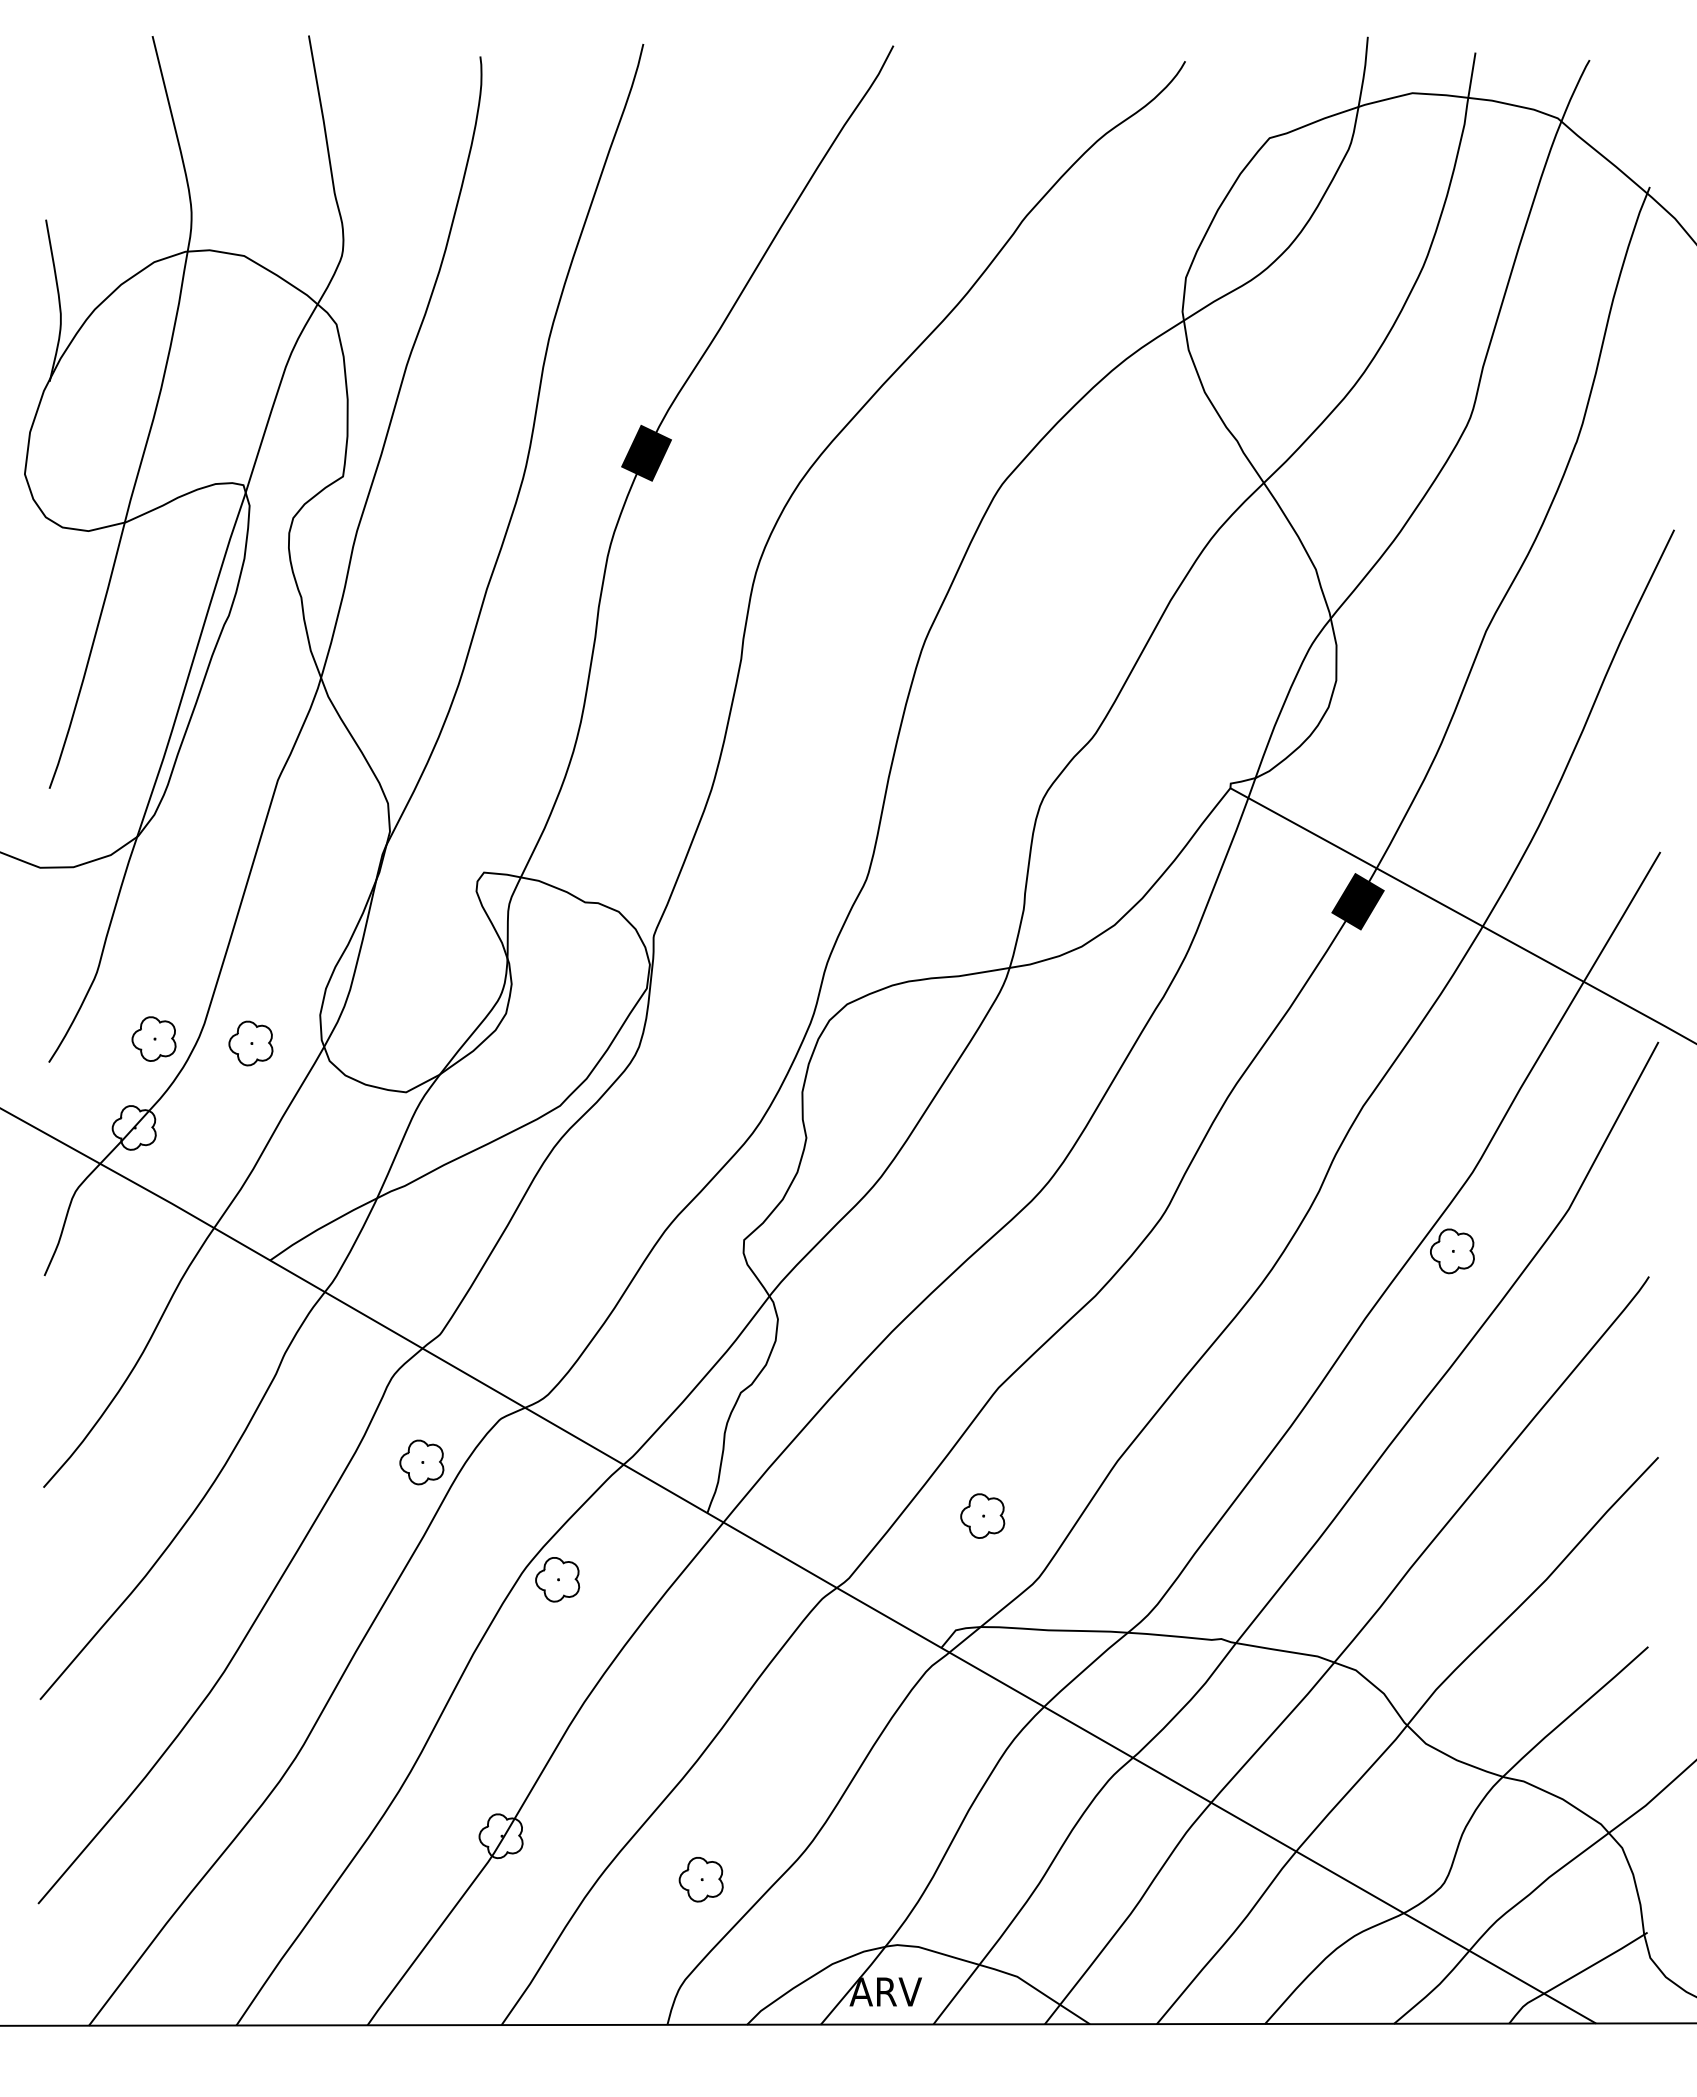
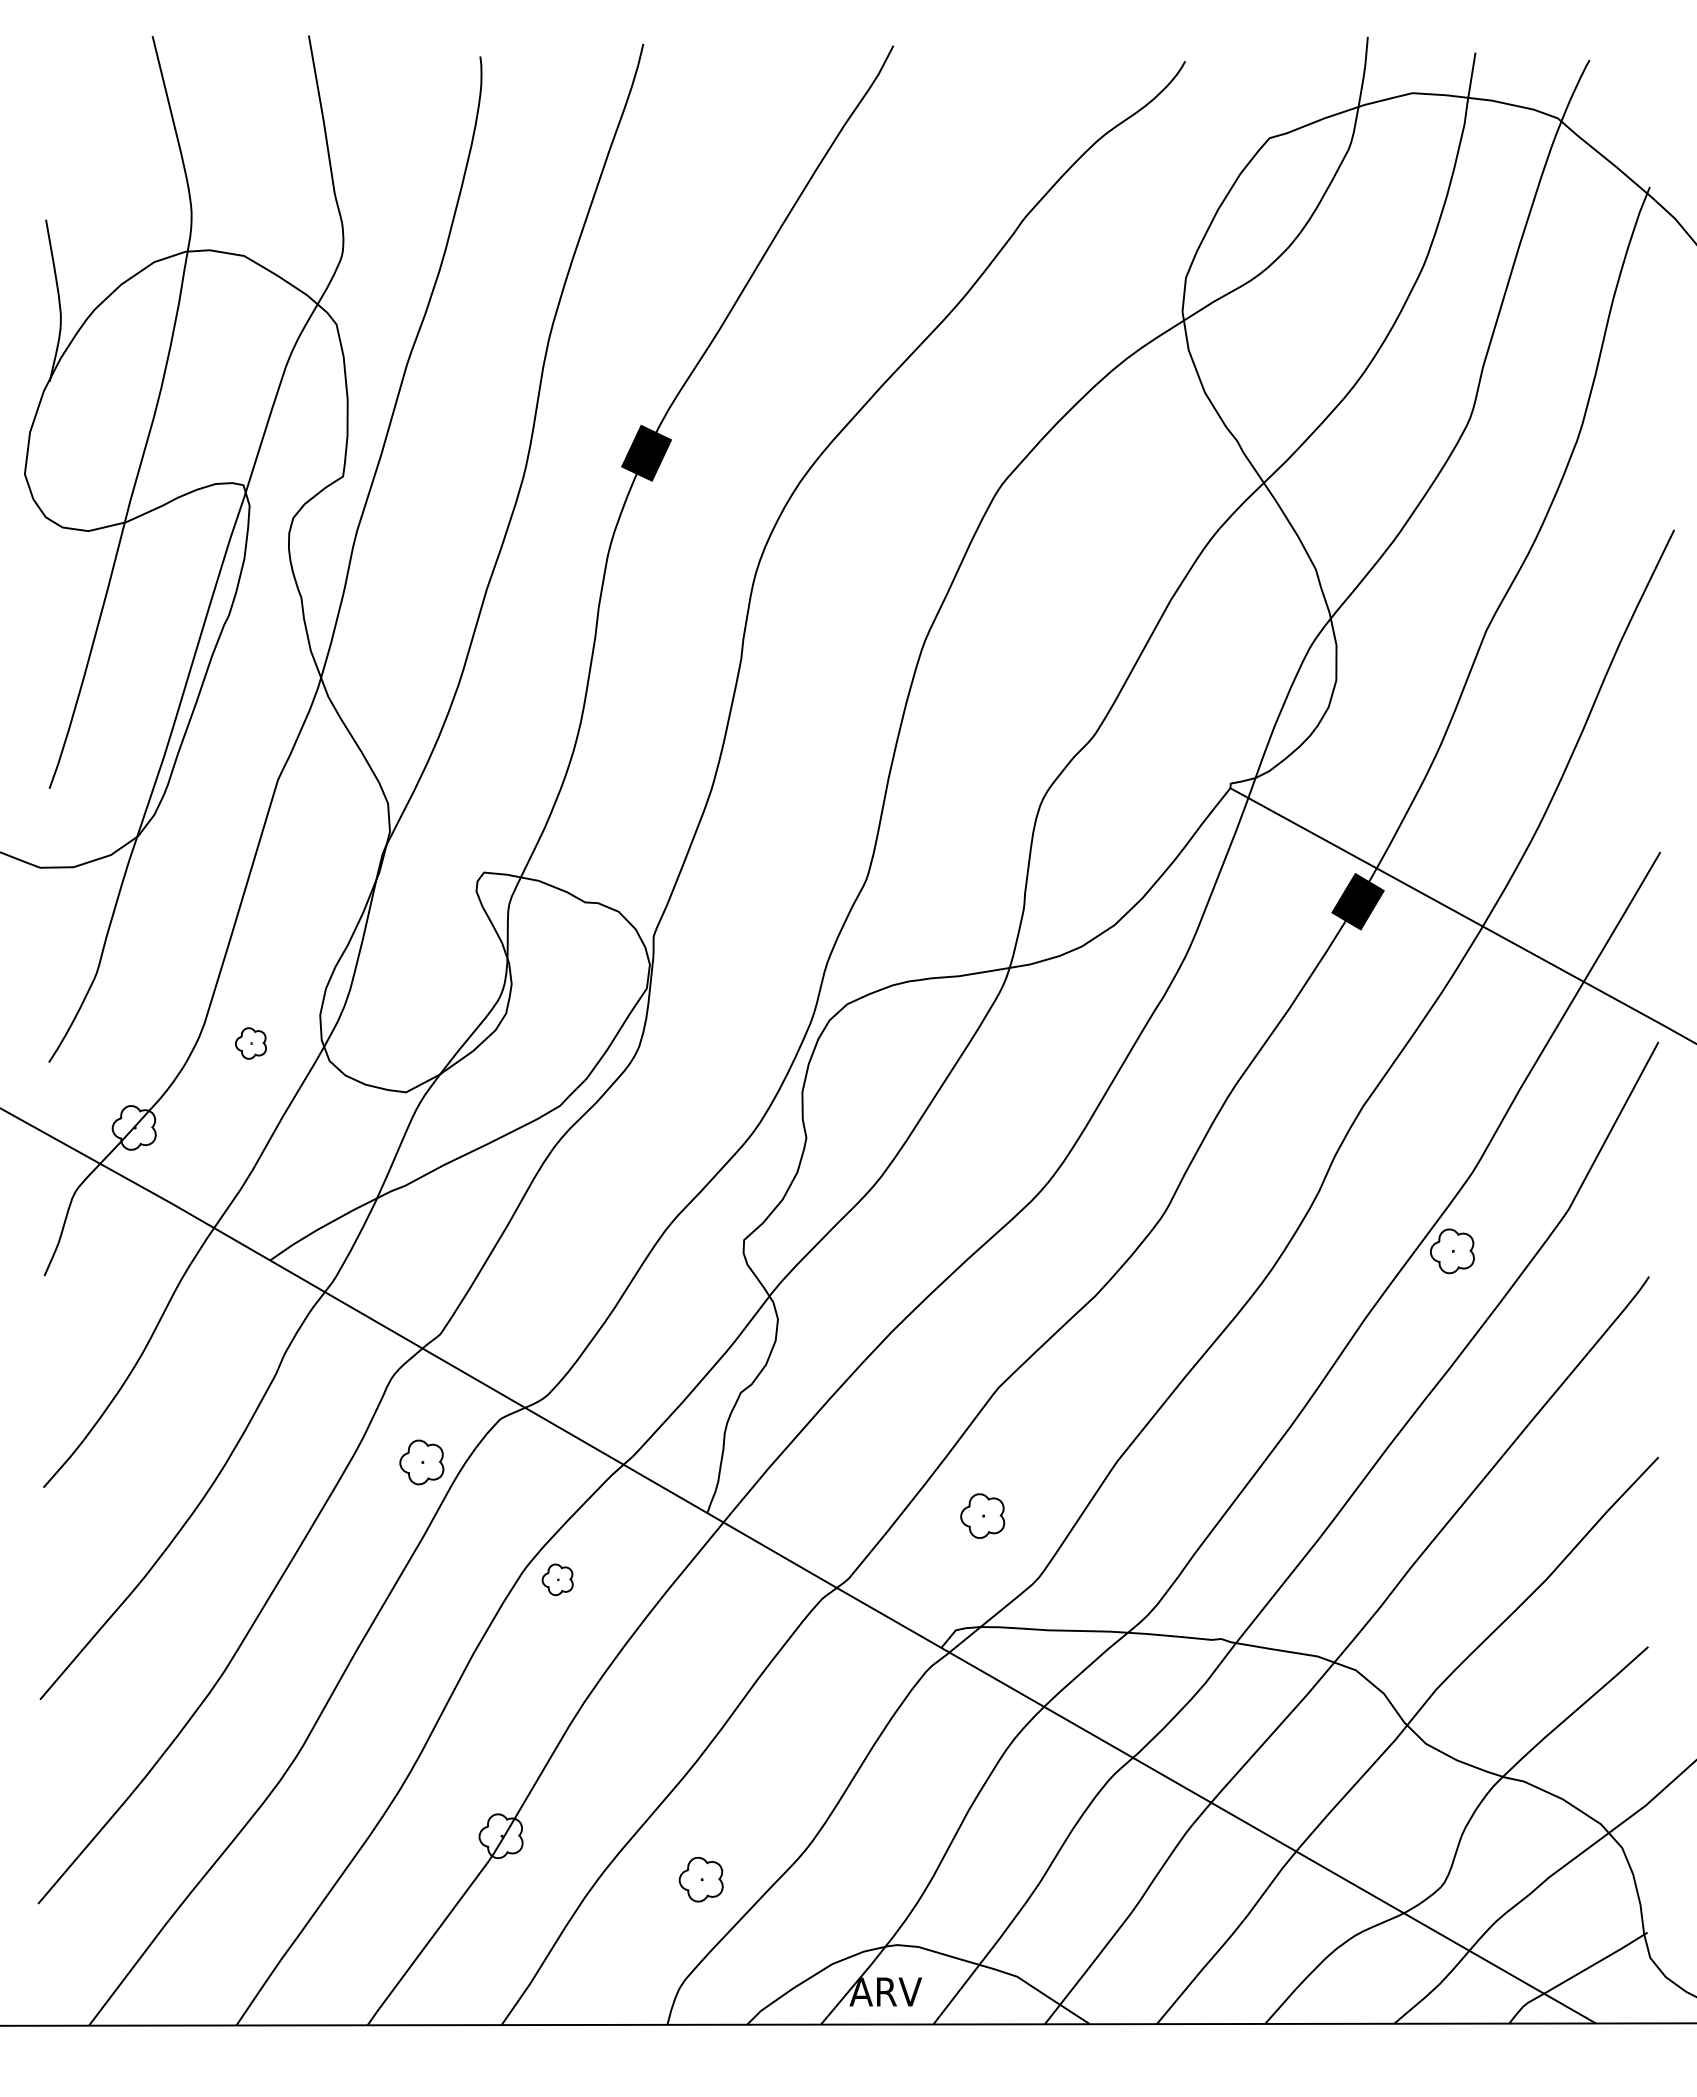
part: present -> none (153, 1038)
part size: 46x47 px -> 32x33 px (250, 1043)
part size: 46x46 px -> 33x34 px (557, 1579)
